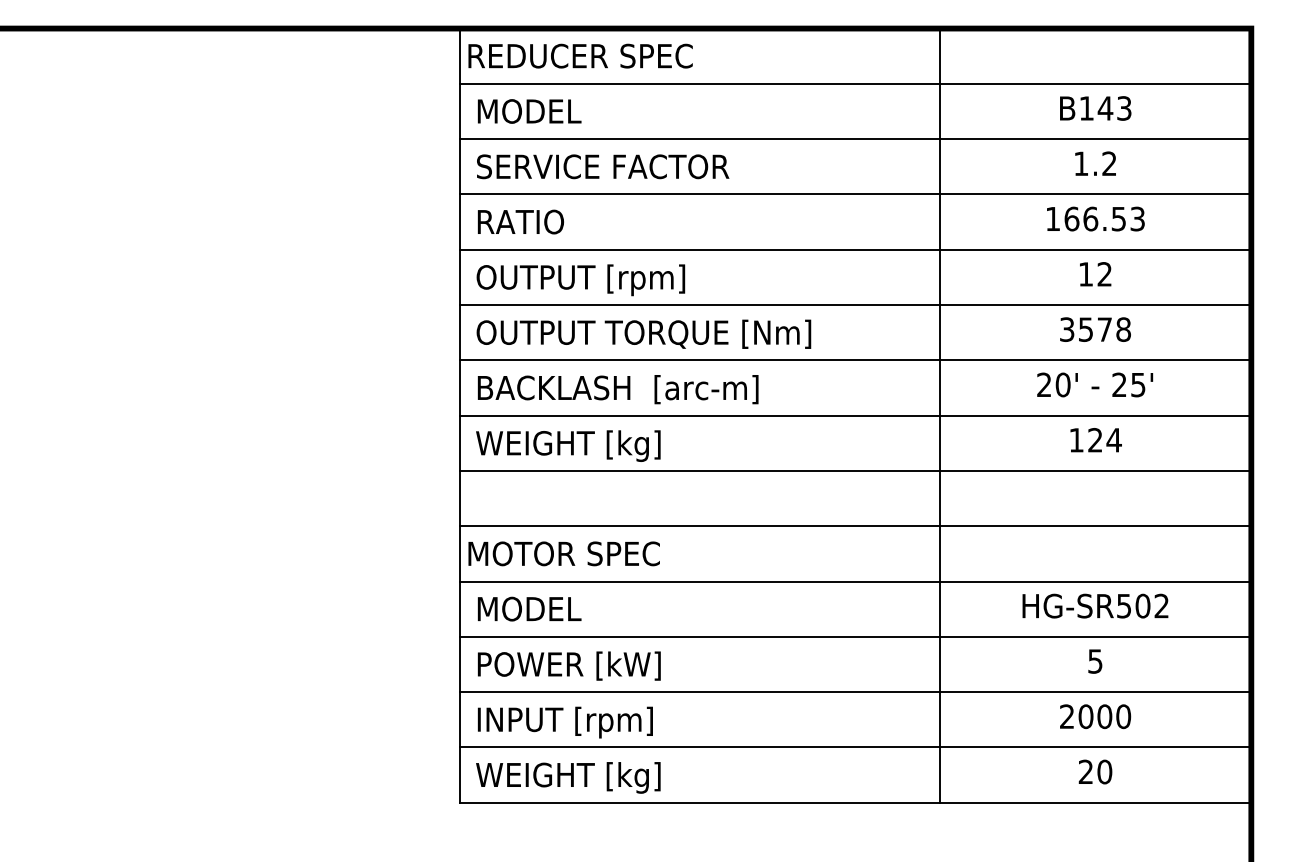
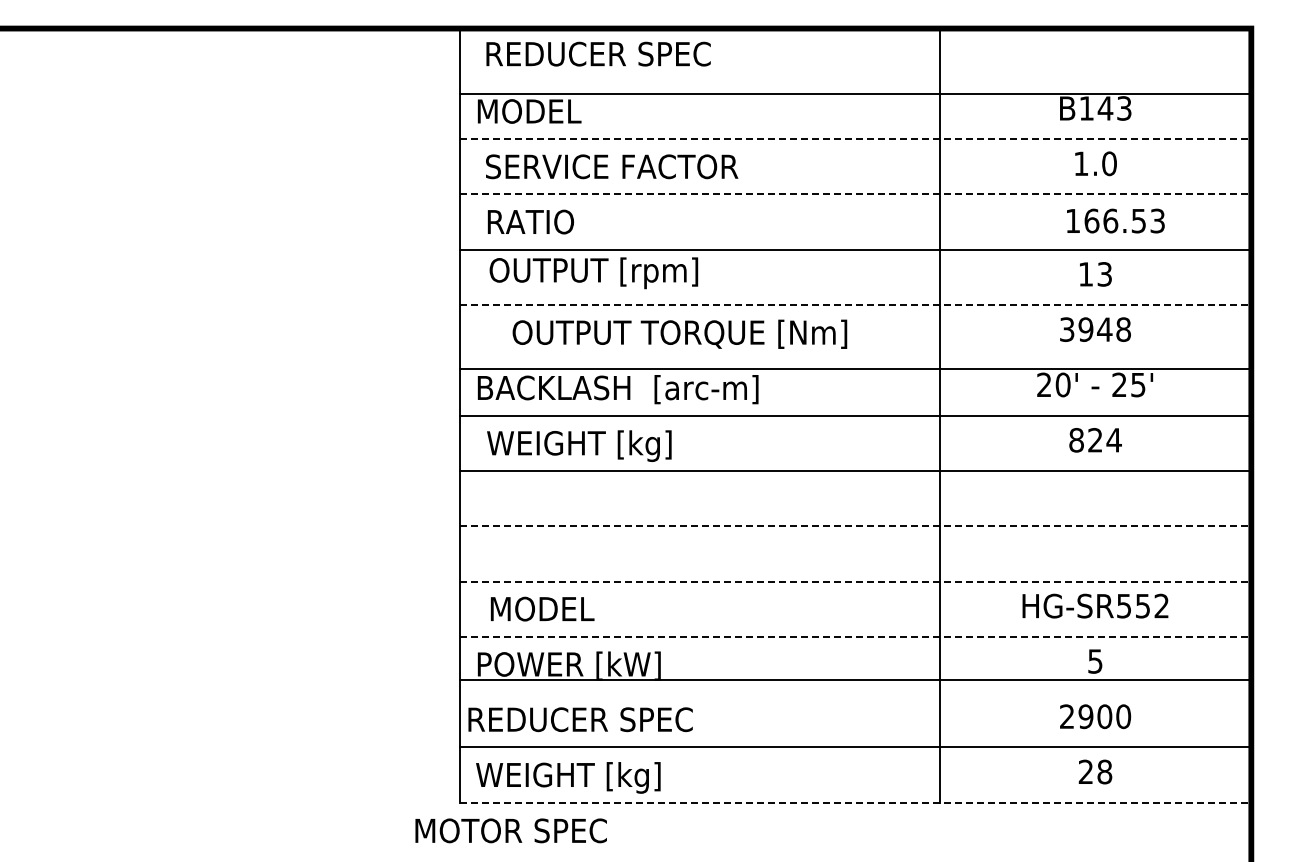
text position: (580, 55) -> (598, 53) (598, 53)
line position: (855, 83) -> (855, 93) (855, 93)
line: solid -> dashed (855, 139)
text: 1.2 -> 1.0 (1109, 163)
text position: (603, 166) -> (612, 166) (612, 166)
line: solid -> dashed (855, 194)
text position: (1095, 218) -> (1115, 220) (1115, 220)
text position: (520, 221) -> (530, 221) (530, 221)
text: 12 -> 13 (1104, 274)
text position: (580, 280) -> (593, 273) (593, 273)
line: solid -> dashed (855, 305)
text: 3578 -> 3948 (1095, 329)
text position: (643, 333) -> (679, 333) (679, 333)
line position: (855, 360) -> (855, 369) (855, 369)
text: 124 -> 824 (1076, 439)
text position: (568, 445) -> (579, 445) (579, 445)
line: solid -> dashed (855, 526)
text position: (563, 553) -> (510, 830) (510, 830)
line: solid -> dashed (855, 581)
text: HG-SR502 -> HG-SR552 (1142, 605)
text position: (529, 608) -> (542, 608) (542, 608)
line: solid -> dashed (855, 636)
line position: (855, 692) -> (855, 680) (855, 680)
text: 2000 -> 2900 (1085, 716)
text: INPUT [rpm] -> REDUCER SPEC (580, 722)
text: 20 -> 28 (1104, 772)
line: solid -> dashed (855, 802)
